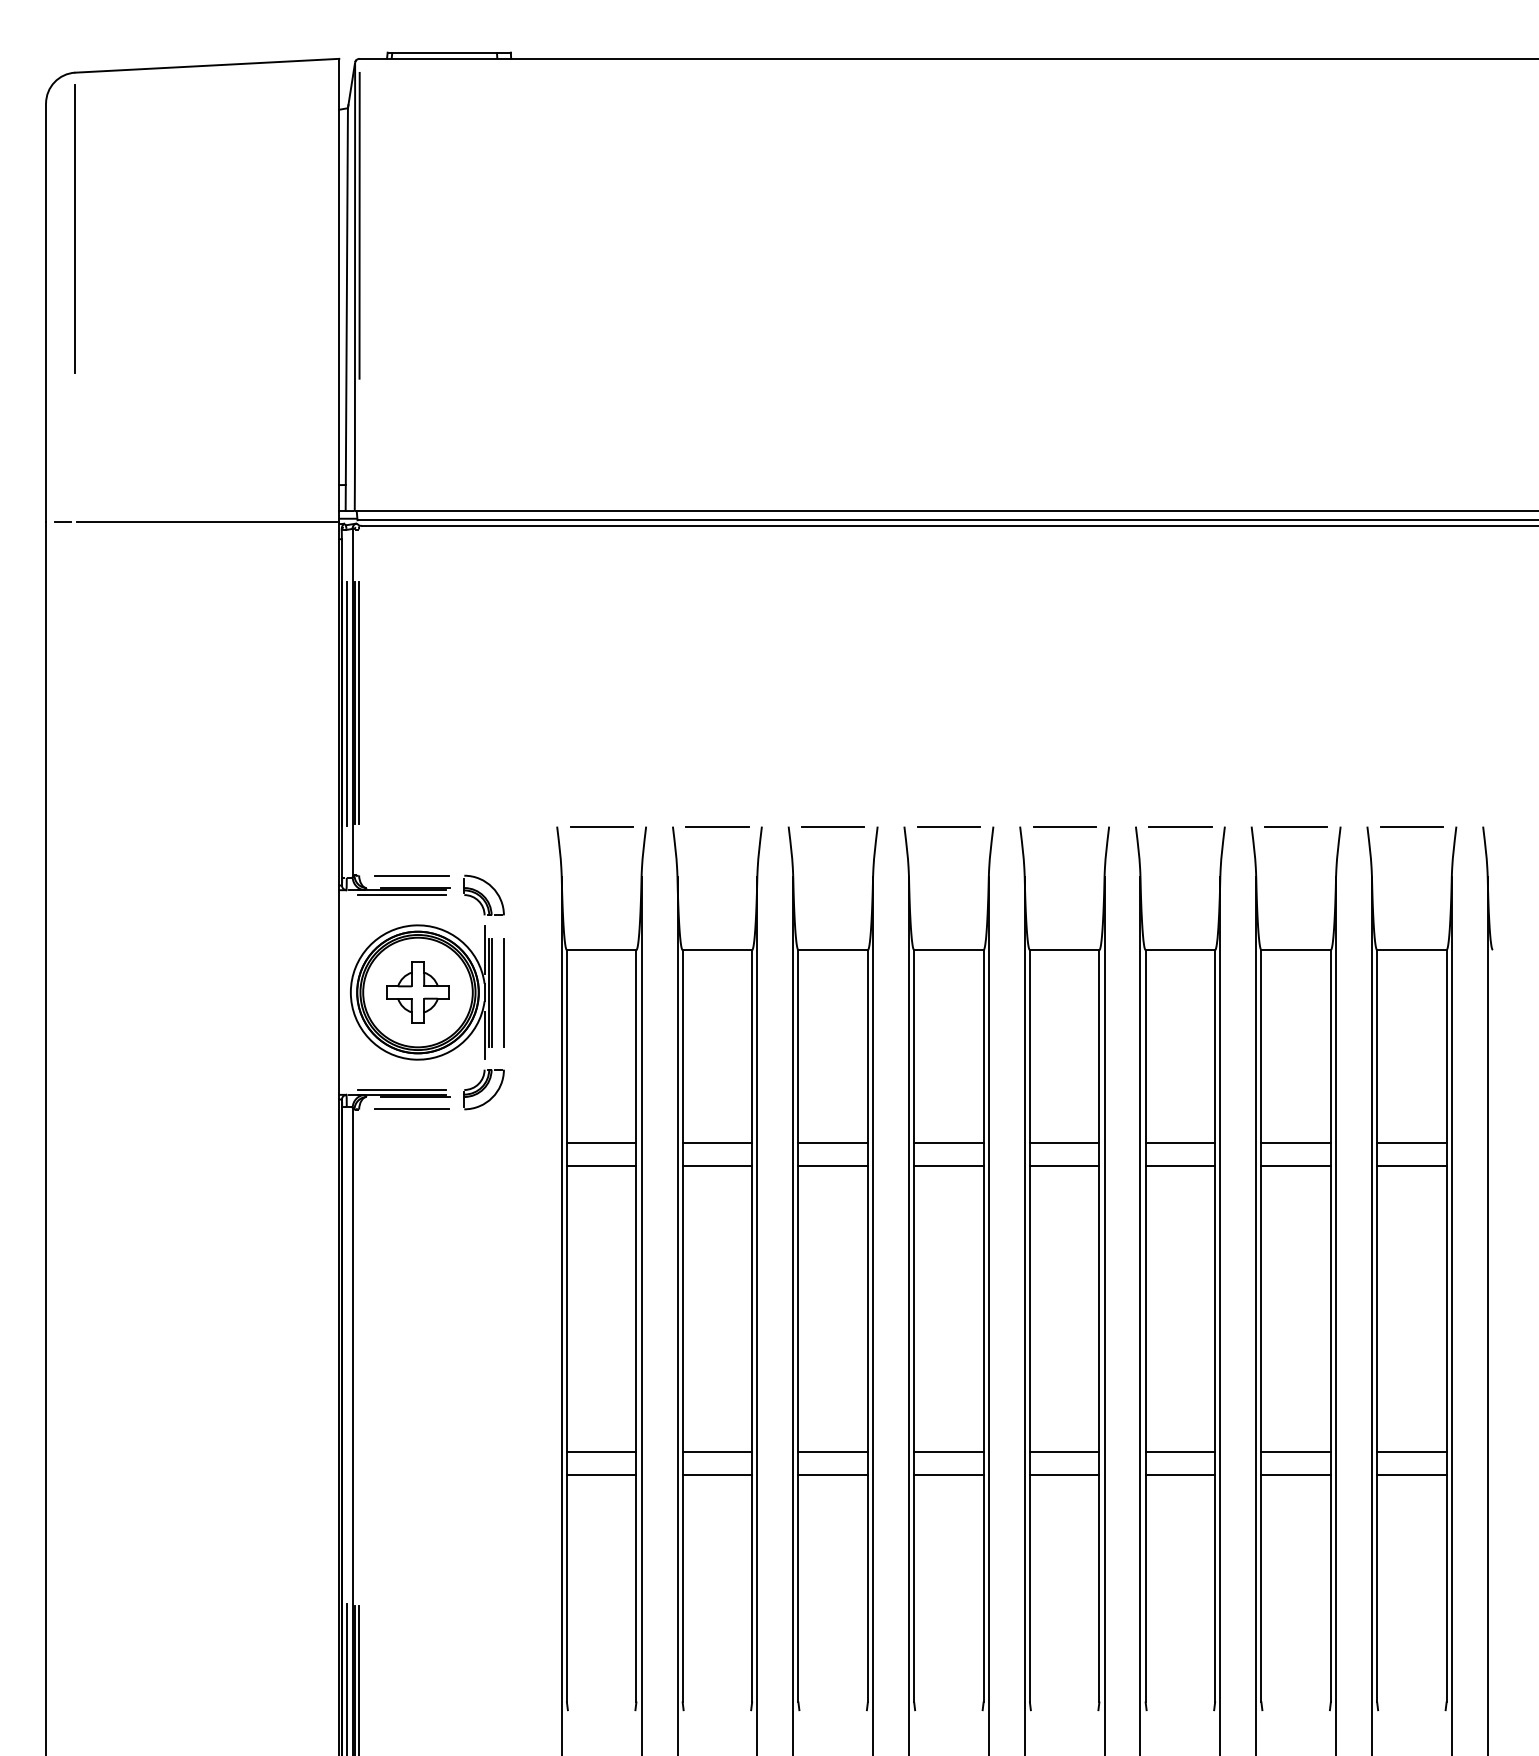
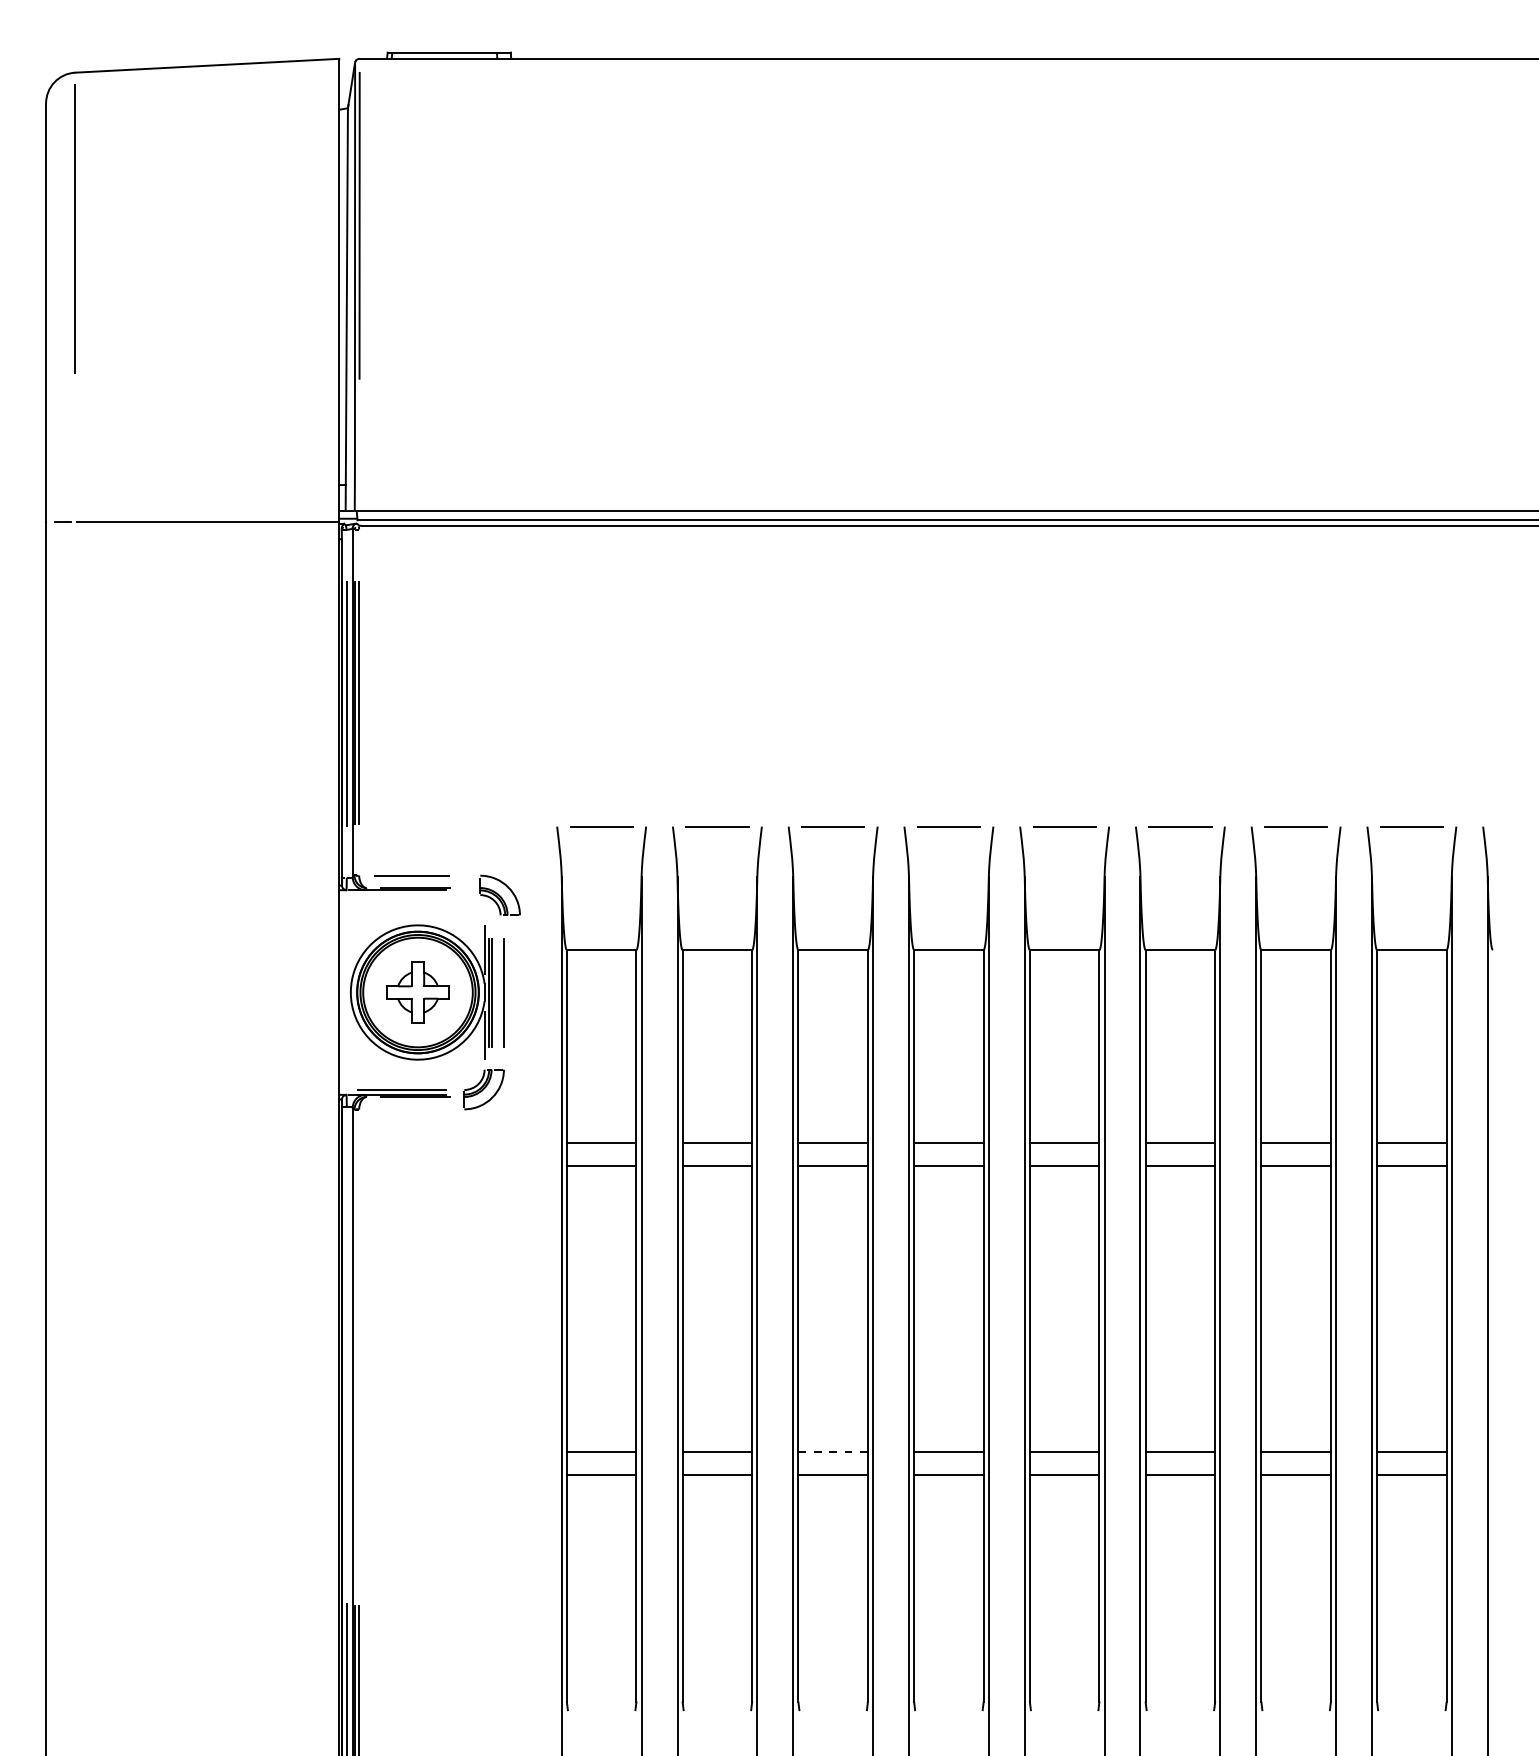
part position: (483, 894) -> (499, 894) (499, 894)
line: present -> none (401, 895)
line: present -> none (411, 1108)
line: solid -> dashed (833, 1451)
